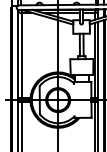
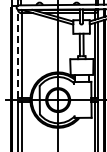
line: solid -> dashed (17, 53)
